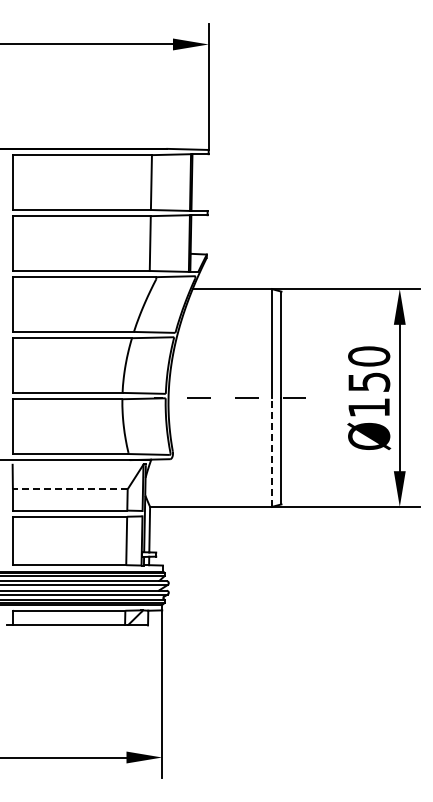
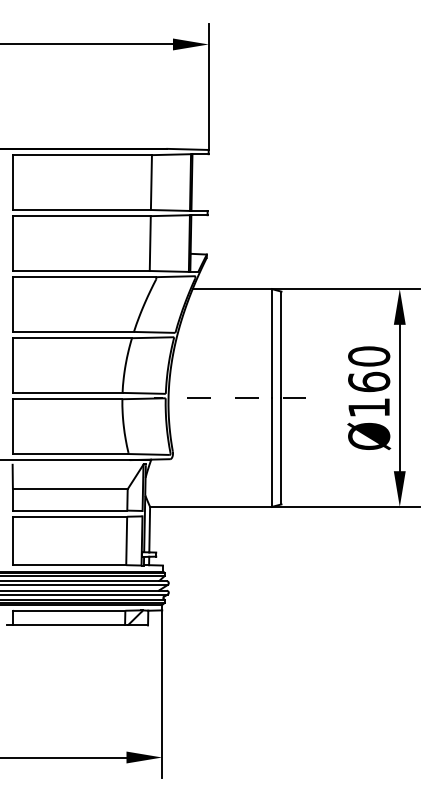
text: Ø150 -> Ø160 (369, 381)
line: dashed -> solid (271, 451)
line: dashed -> solid (69, 489)
